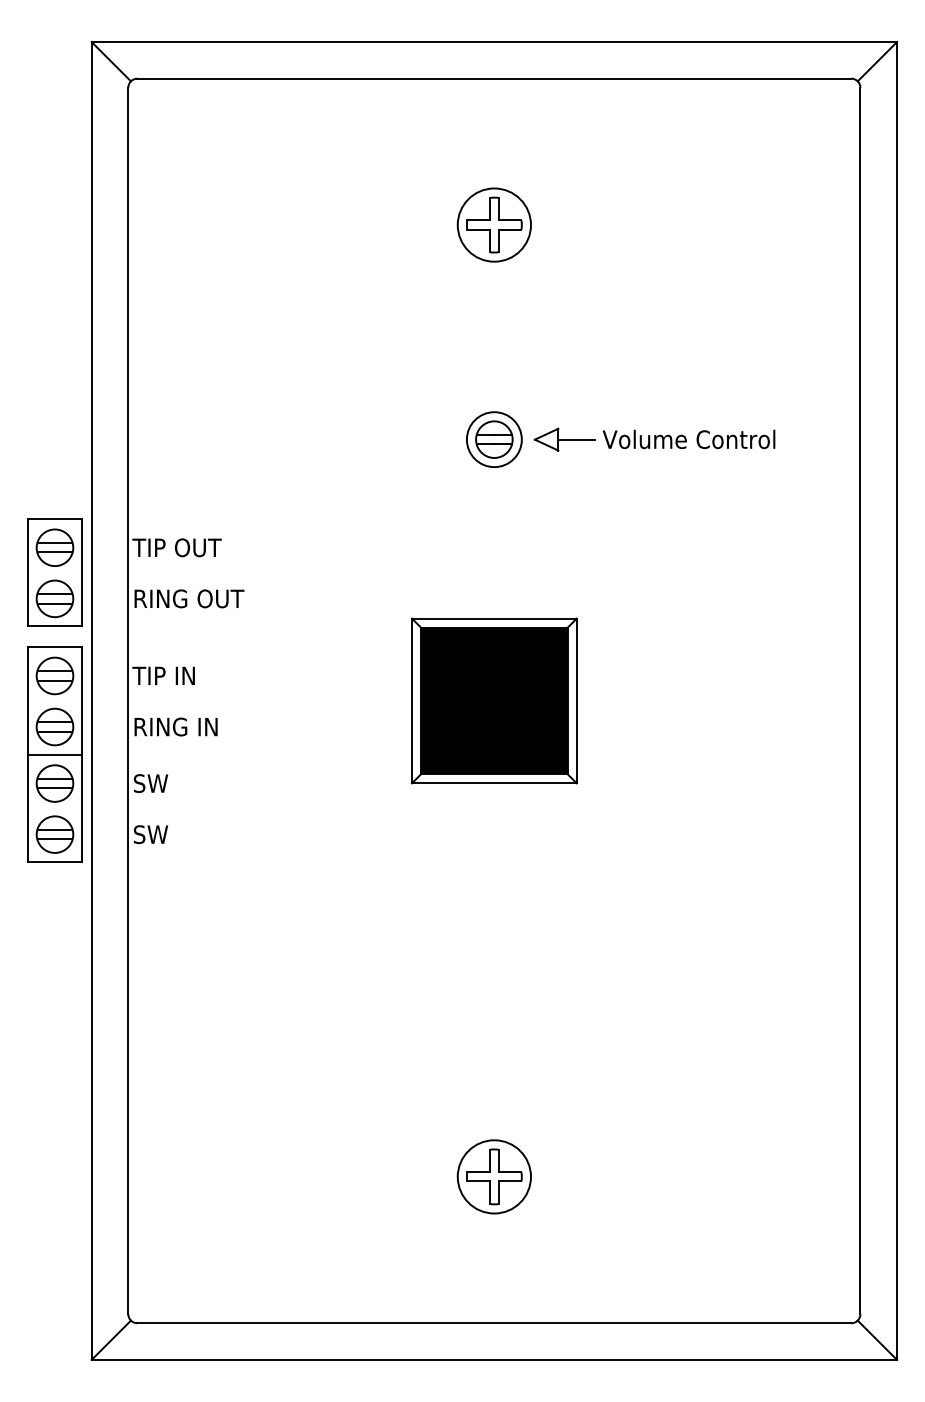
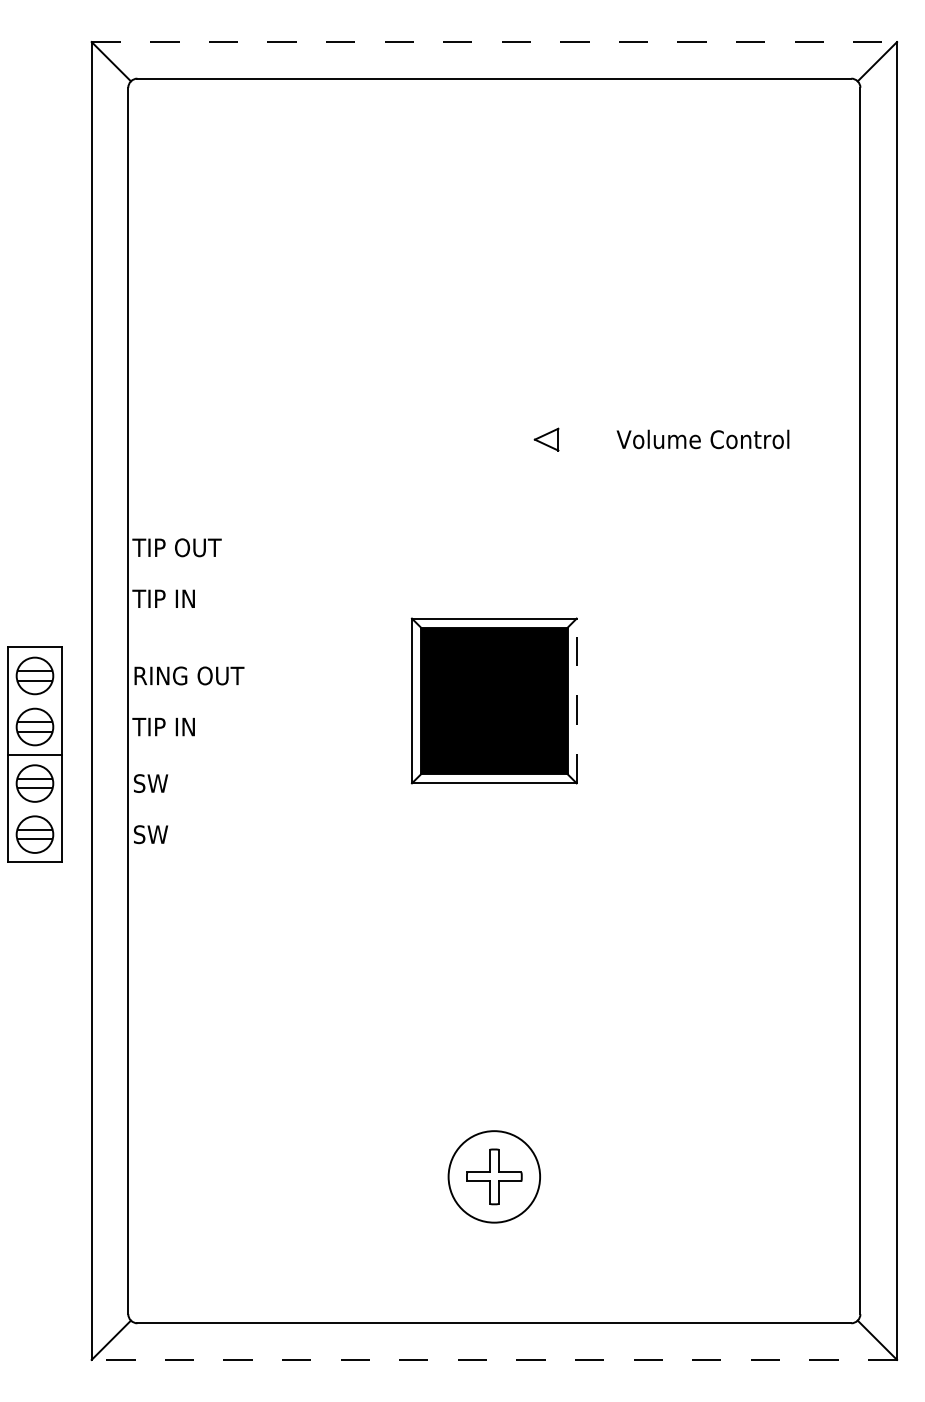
line: solid -> dashed (494, 42)
part: present -> none (493, 224)
part: present -> none (494, 439)
line: present -> none (576, 439)
text position: (688, 439) -> (702, 439) (702, 439)
part: present -> none (54, 572)
text: RING OUT -> TIP IN (188, 598)
text: TIP IN -> RING OUT (188, 675)
line: solid -> dashed (576, 700)
text: RING IN -> TIP IN (174, 726)
part position: (54, 754) -> (34, 754) (34, 754)
circle diameter: 73 px -> 92 px (494, 1176)
line: solid -> dashed (494, 1359)
